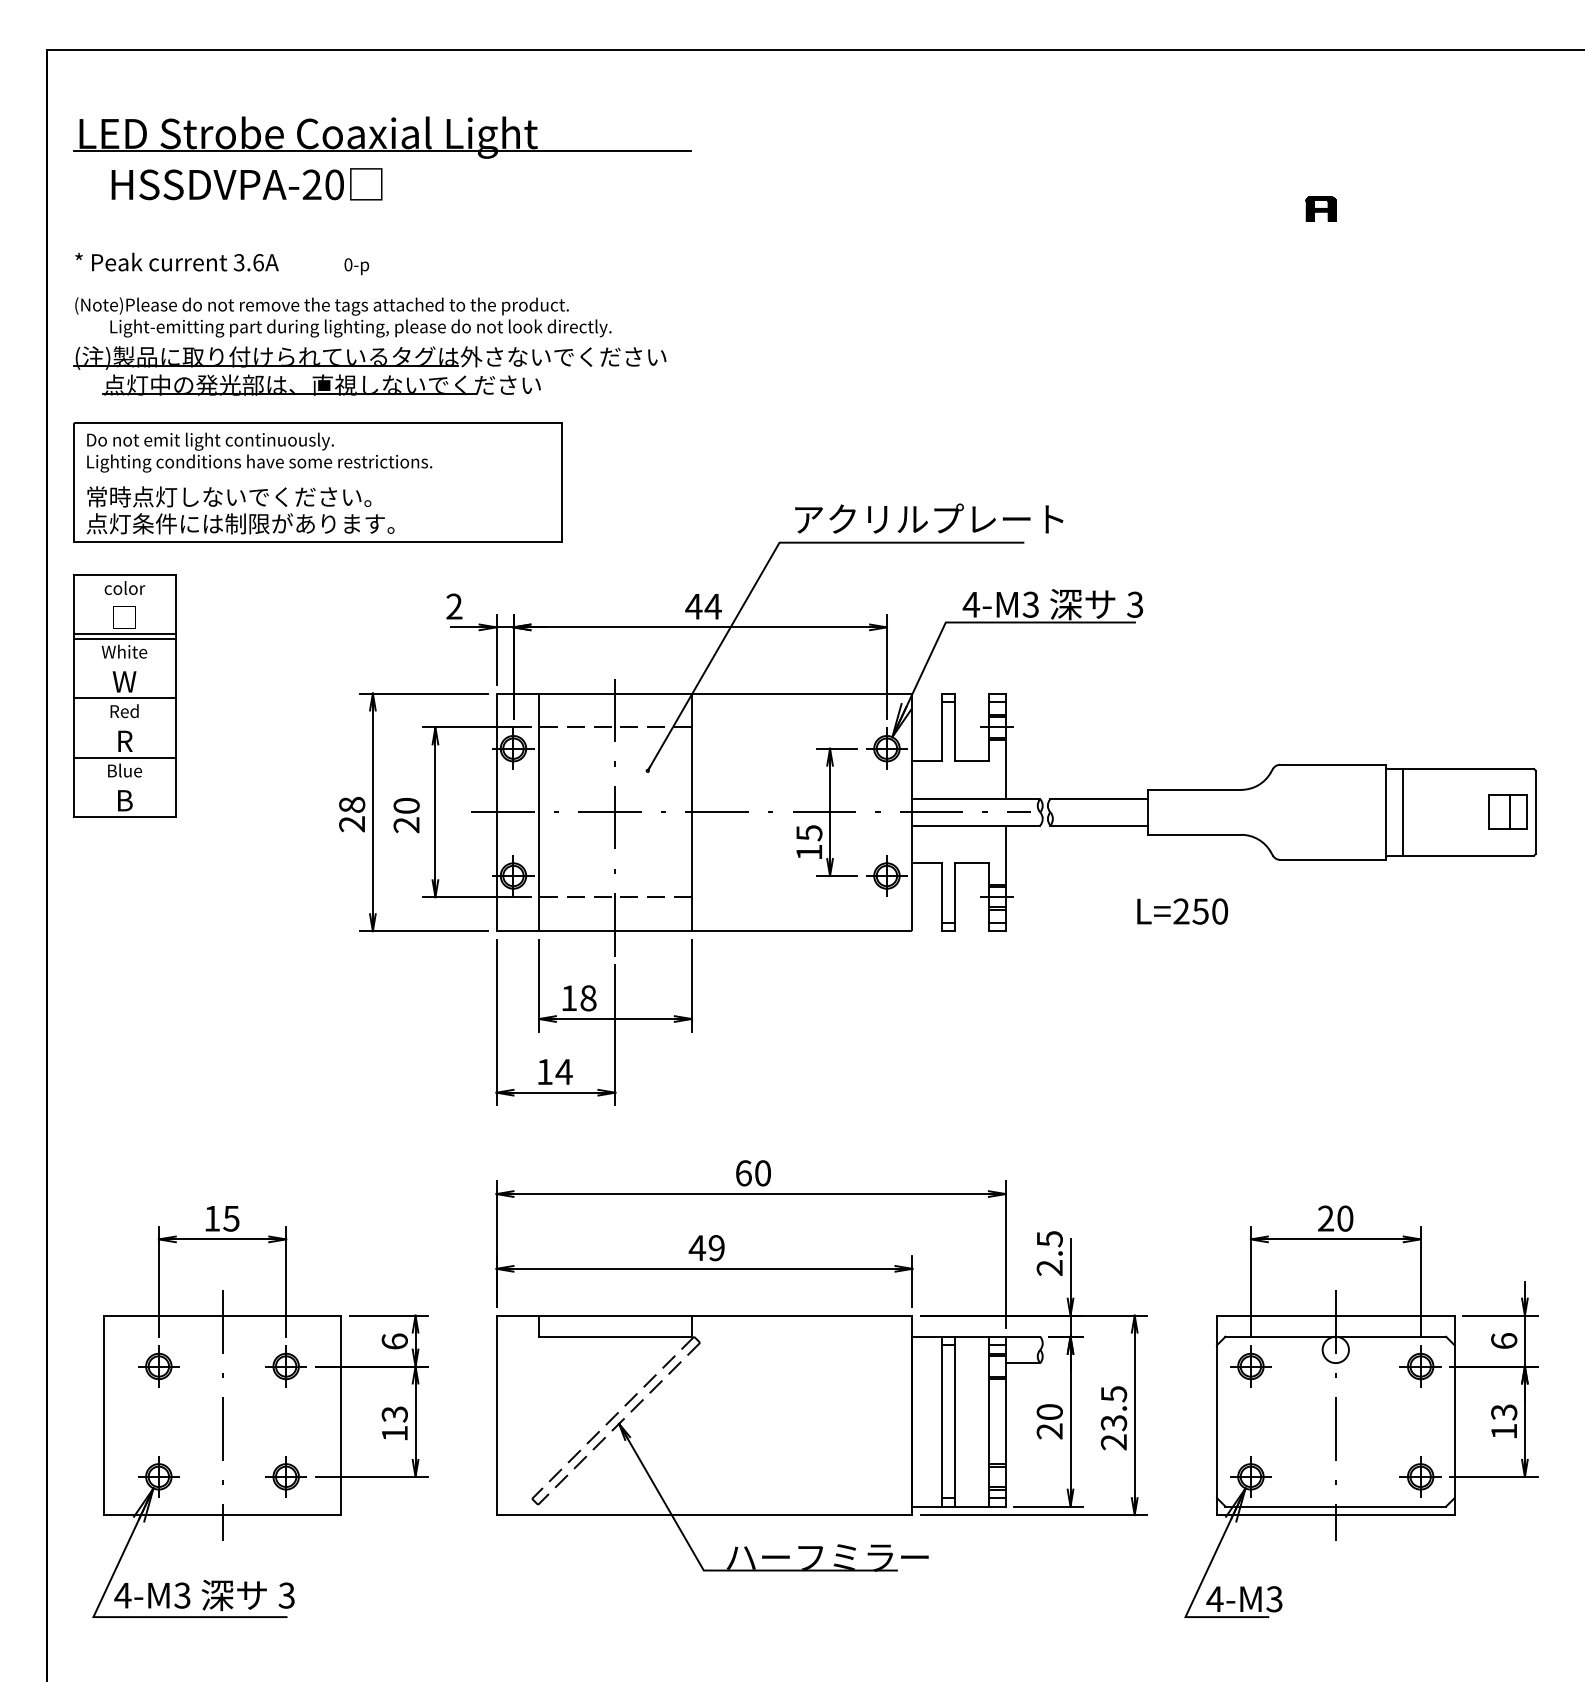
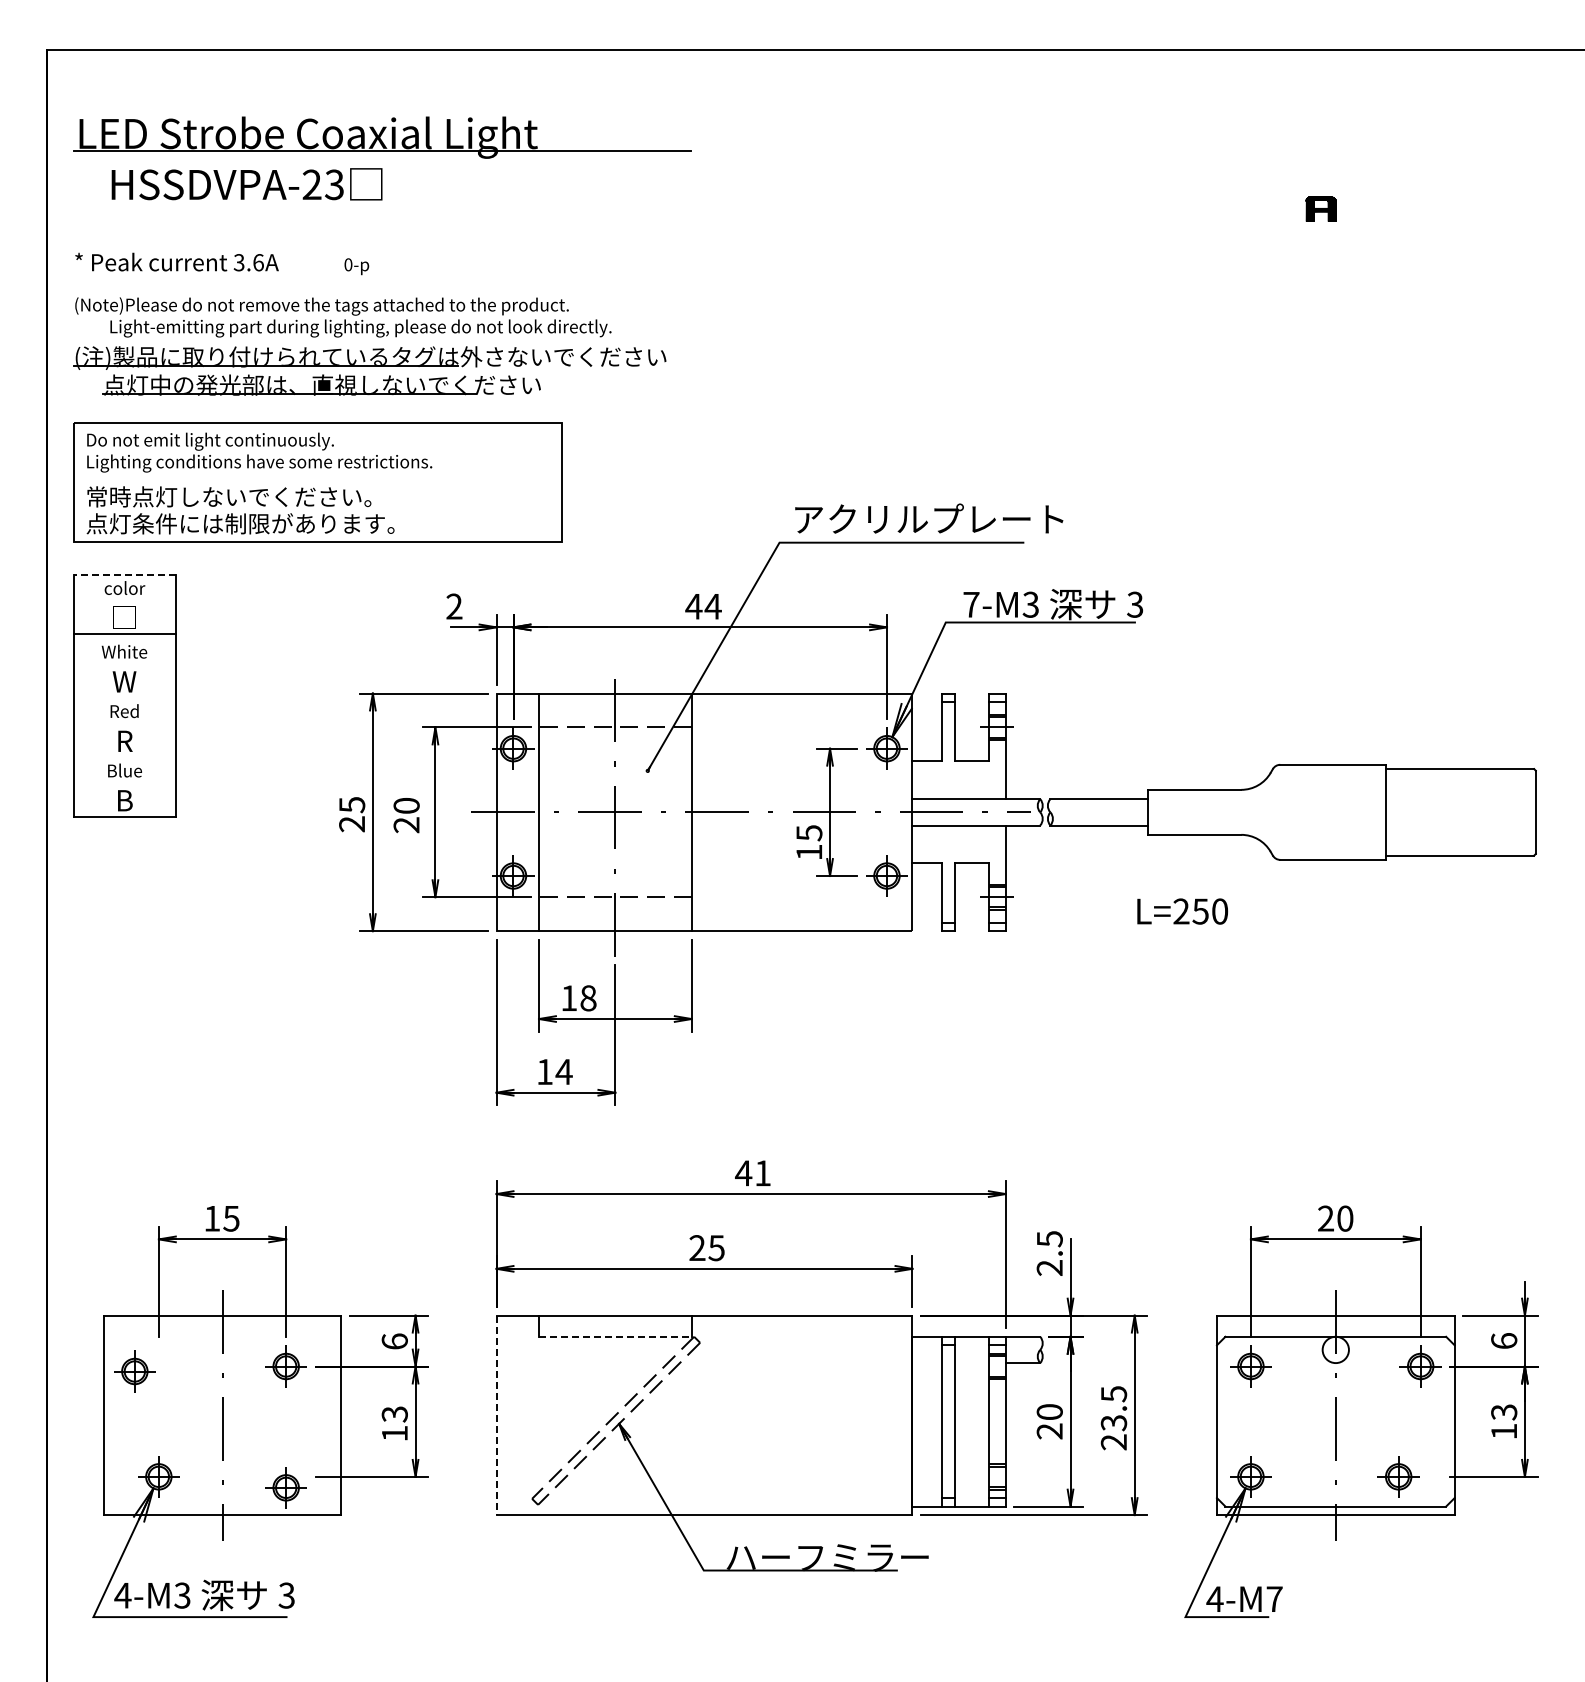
text: HSSDVPA-20 -> HSSDVPA-23 (334, 184)
line: solid -> dashed (124, 575)
text: 4-M3 -> 7-M3 (971, 604)
line: present -> none (124, 638)
line: present -> none (124, 698)
line: present -> none (124, 757)
text: 28 -> 25 (352, 804)
part: present -> none (1507, 811)
line: present -> none (1403, 812)
text: 60 -> 41 (752, 1173)
text: 49 -> 25 (706, 1248)
line: solid -> dashed (615, 1336)
part position: (158, 1366) -> (134, 1371) (134, 1371)
line: solid -> dashed (496, 1415)
part position: (285, 1476) -> (285, 1487) (285, 1487)
part position: (1420, 1476) -> (1398, 1476) (1398, 1476)
text: 4-M3 -> 4-M7 (1274, 1599)
